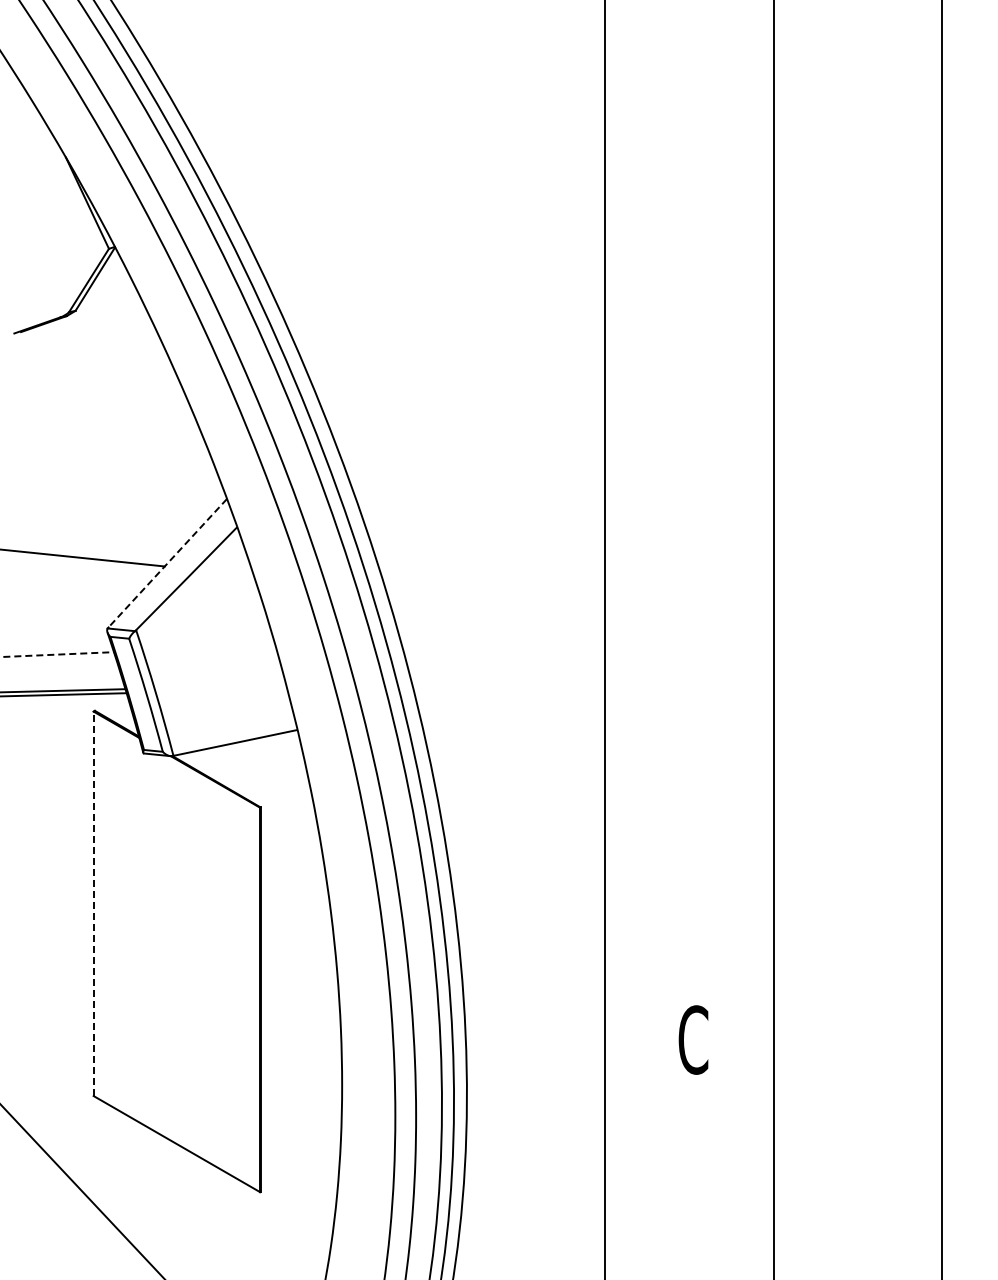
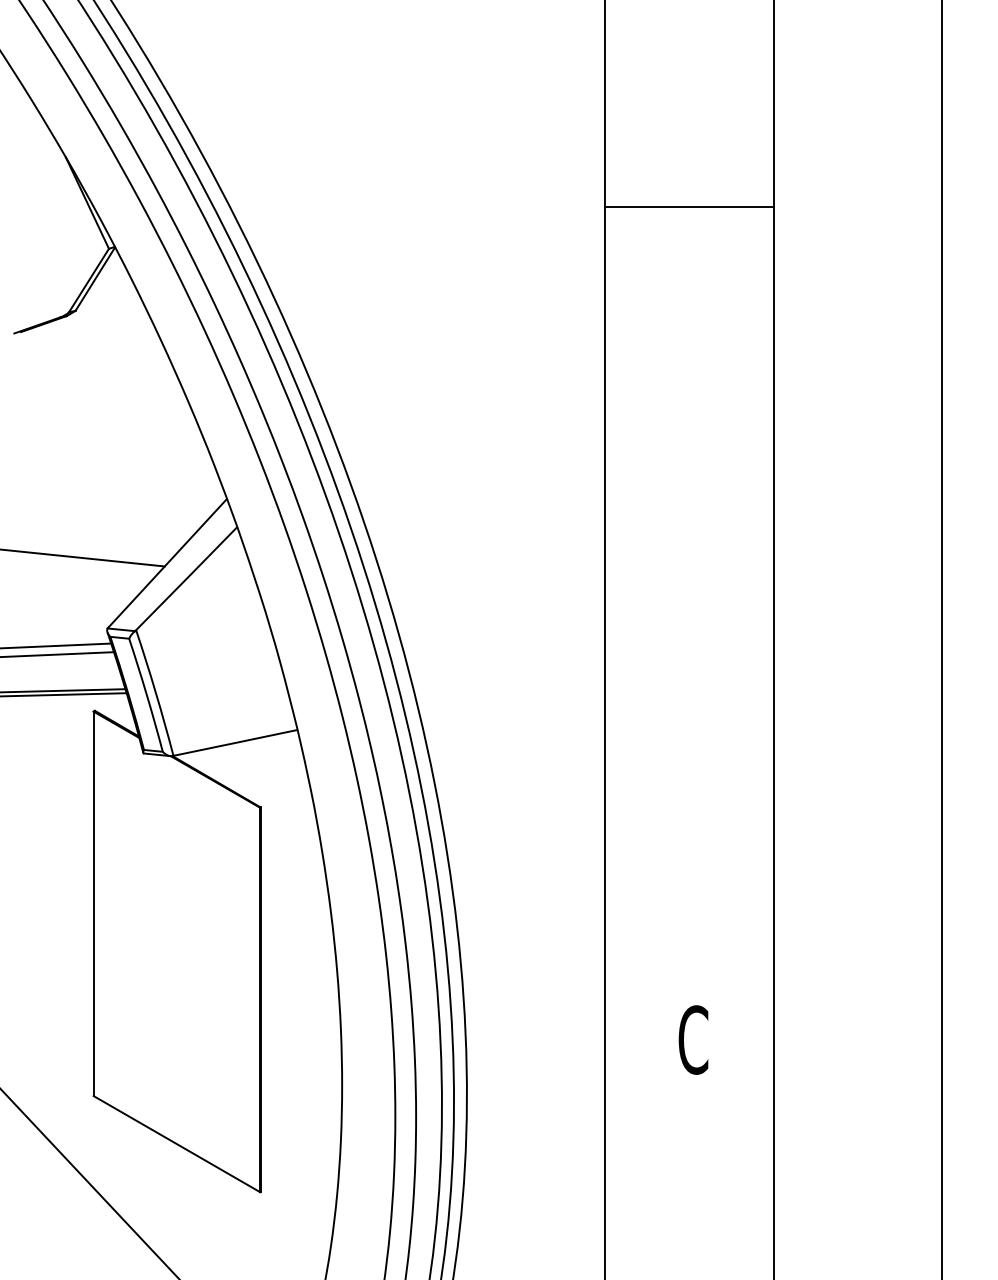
line: none -> present (689, 207)
line: dashed -> solid (167, 563)
line: none -> present (56, 645)
line: dashed -> solid (57, 654)
line: dashed -> solid (93, 903)
line position: (82, 1191) -> (89, 1183) (89, 1183)
